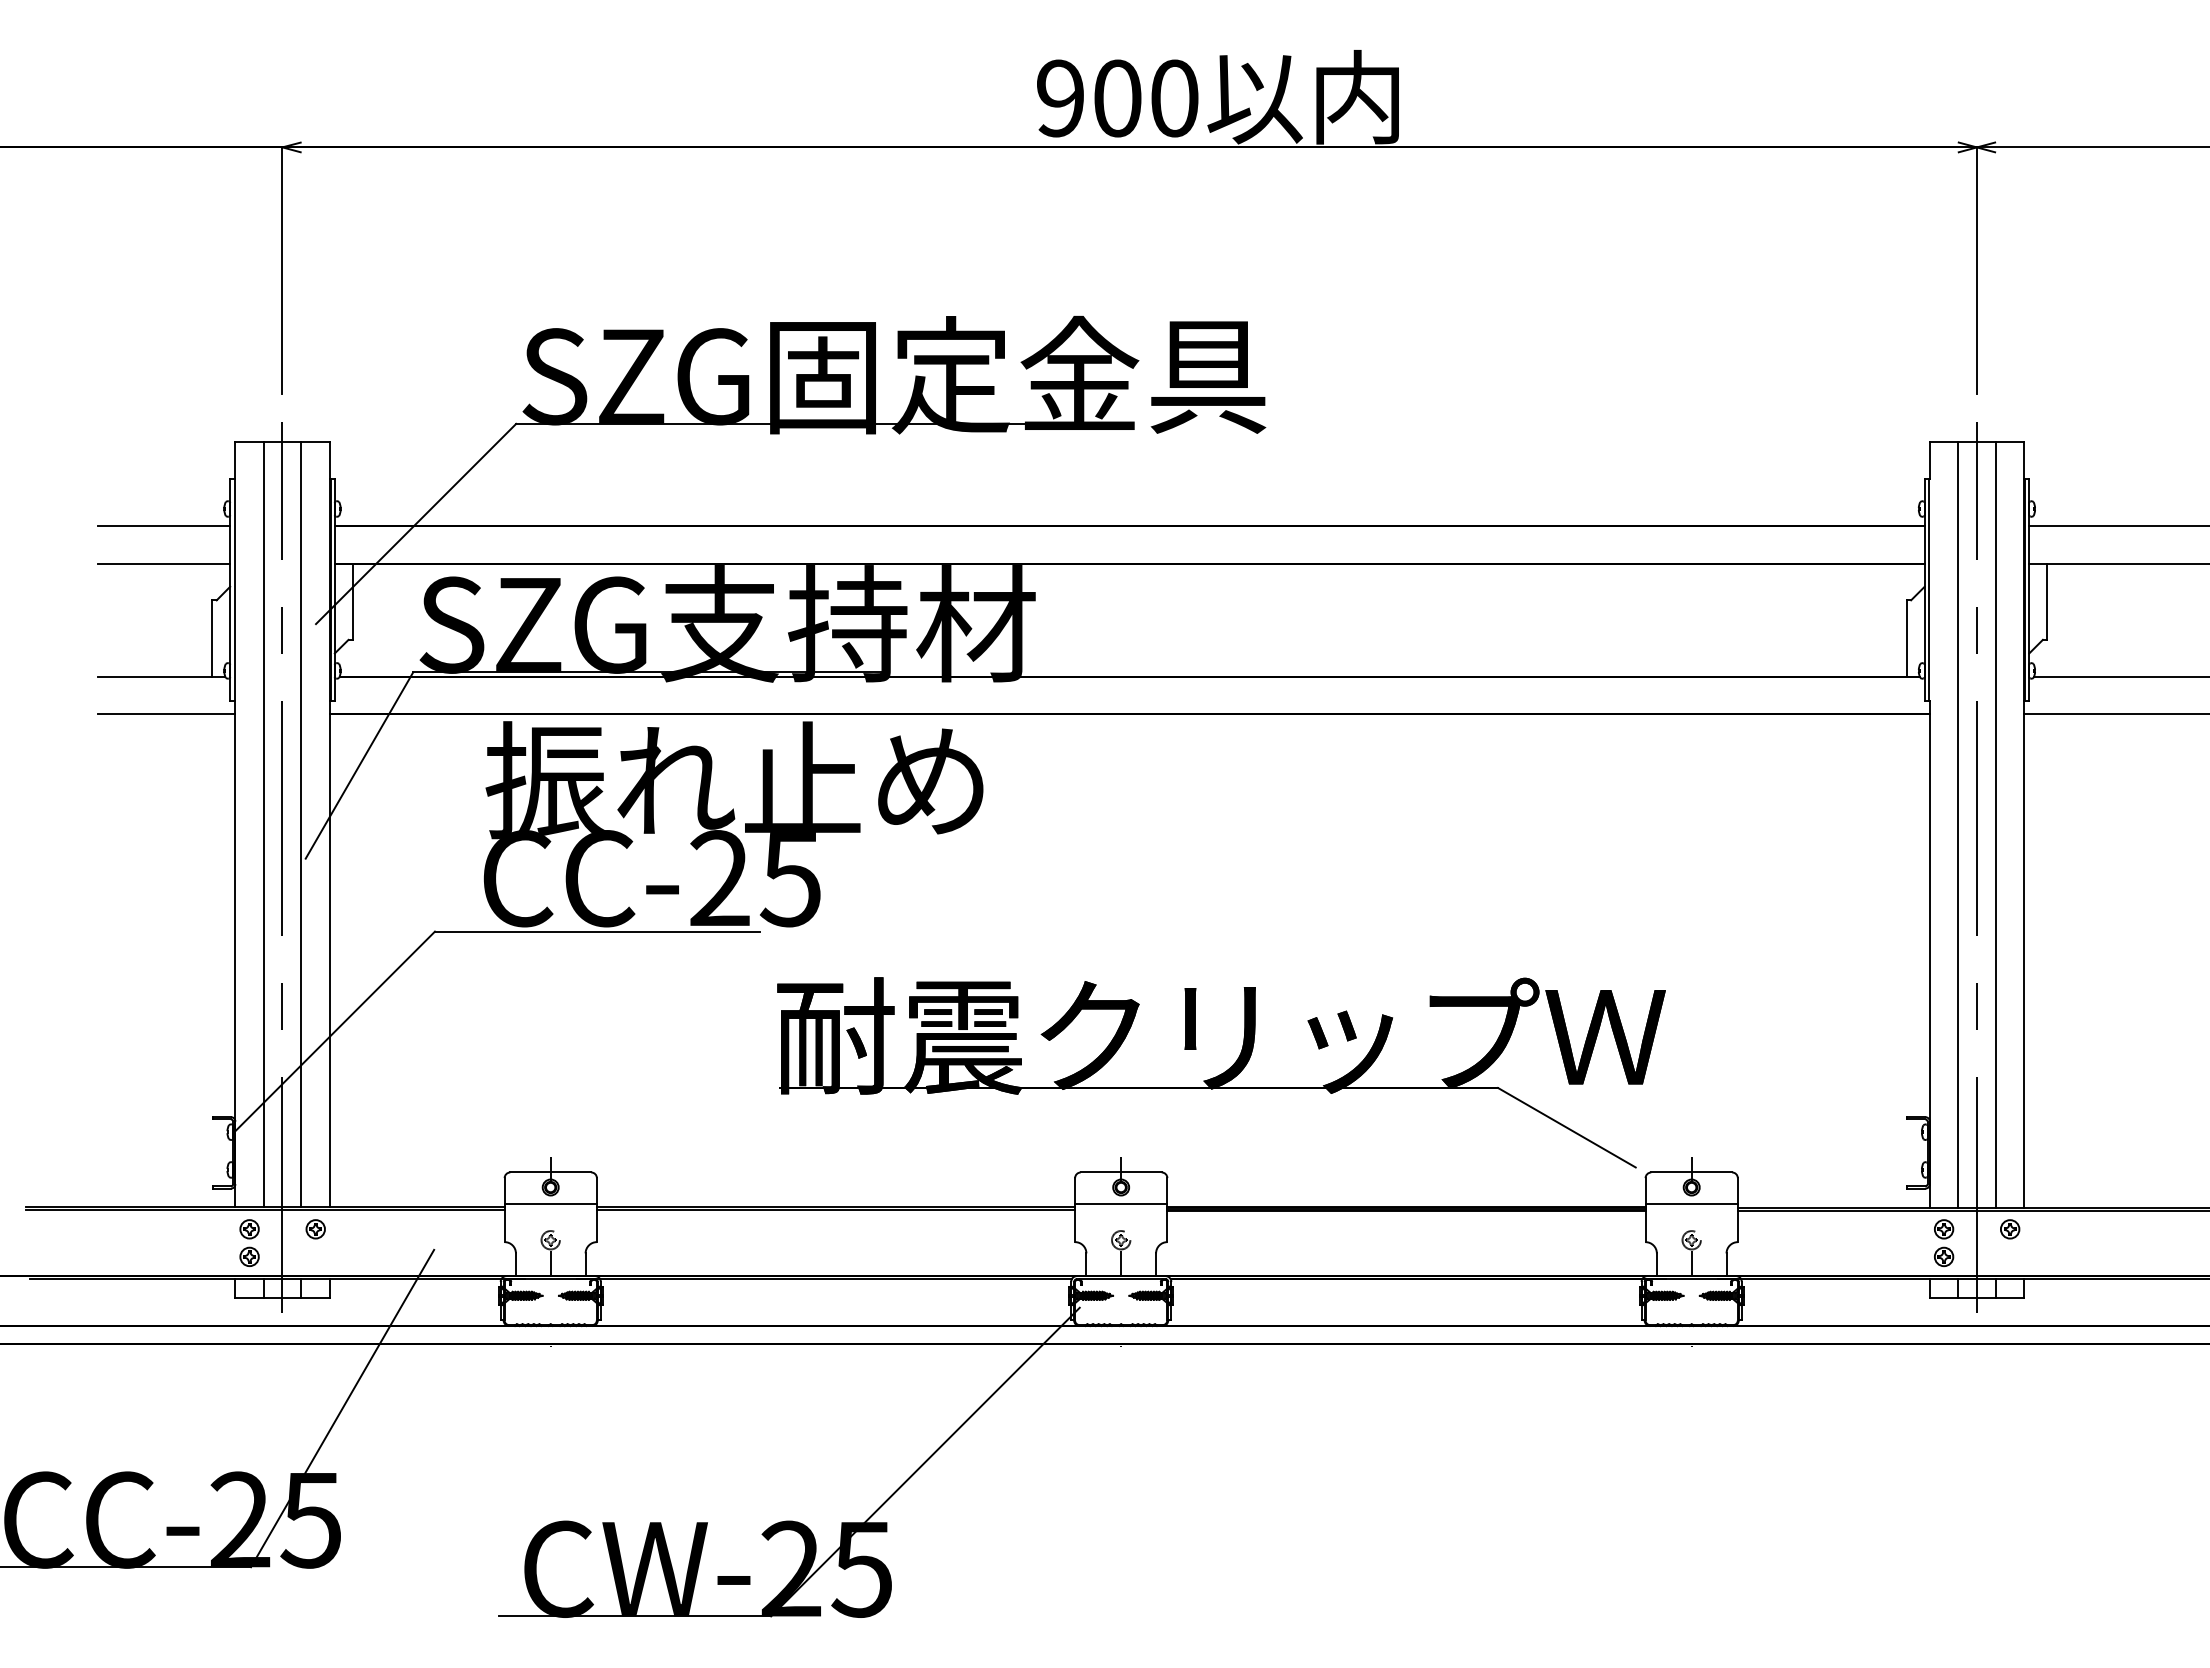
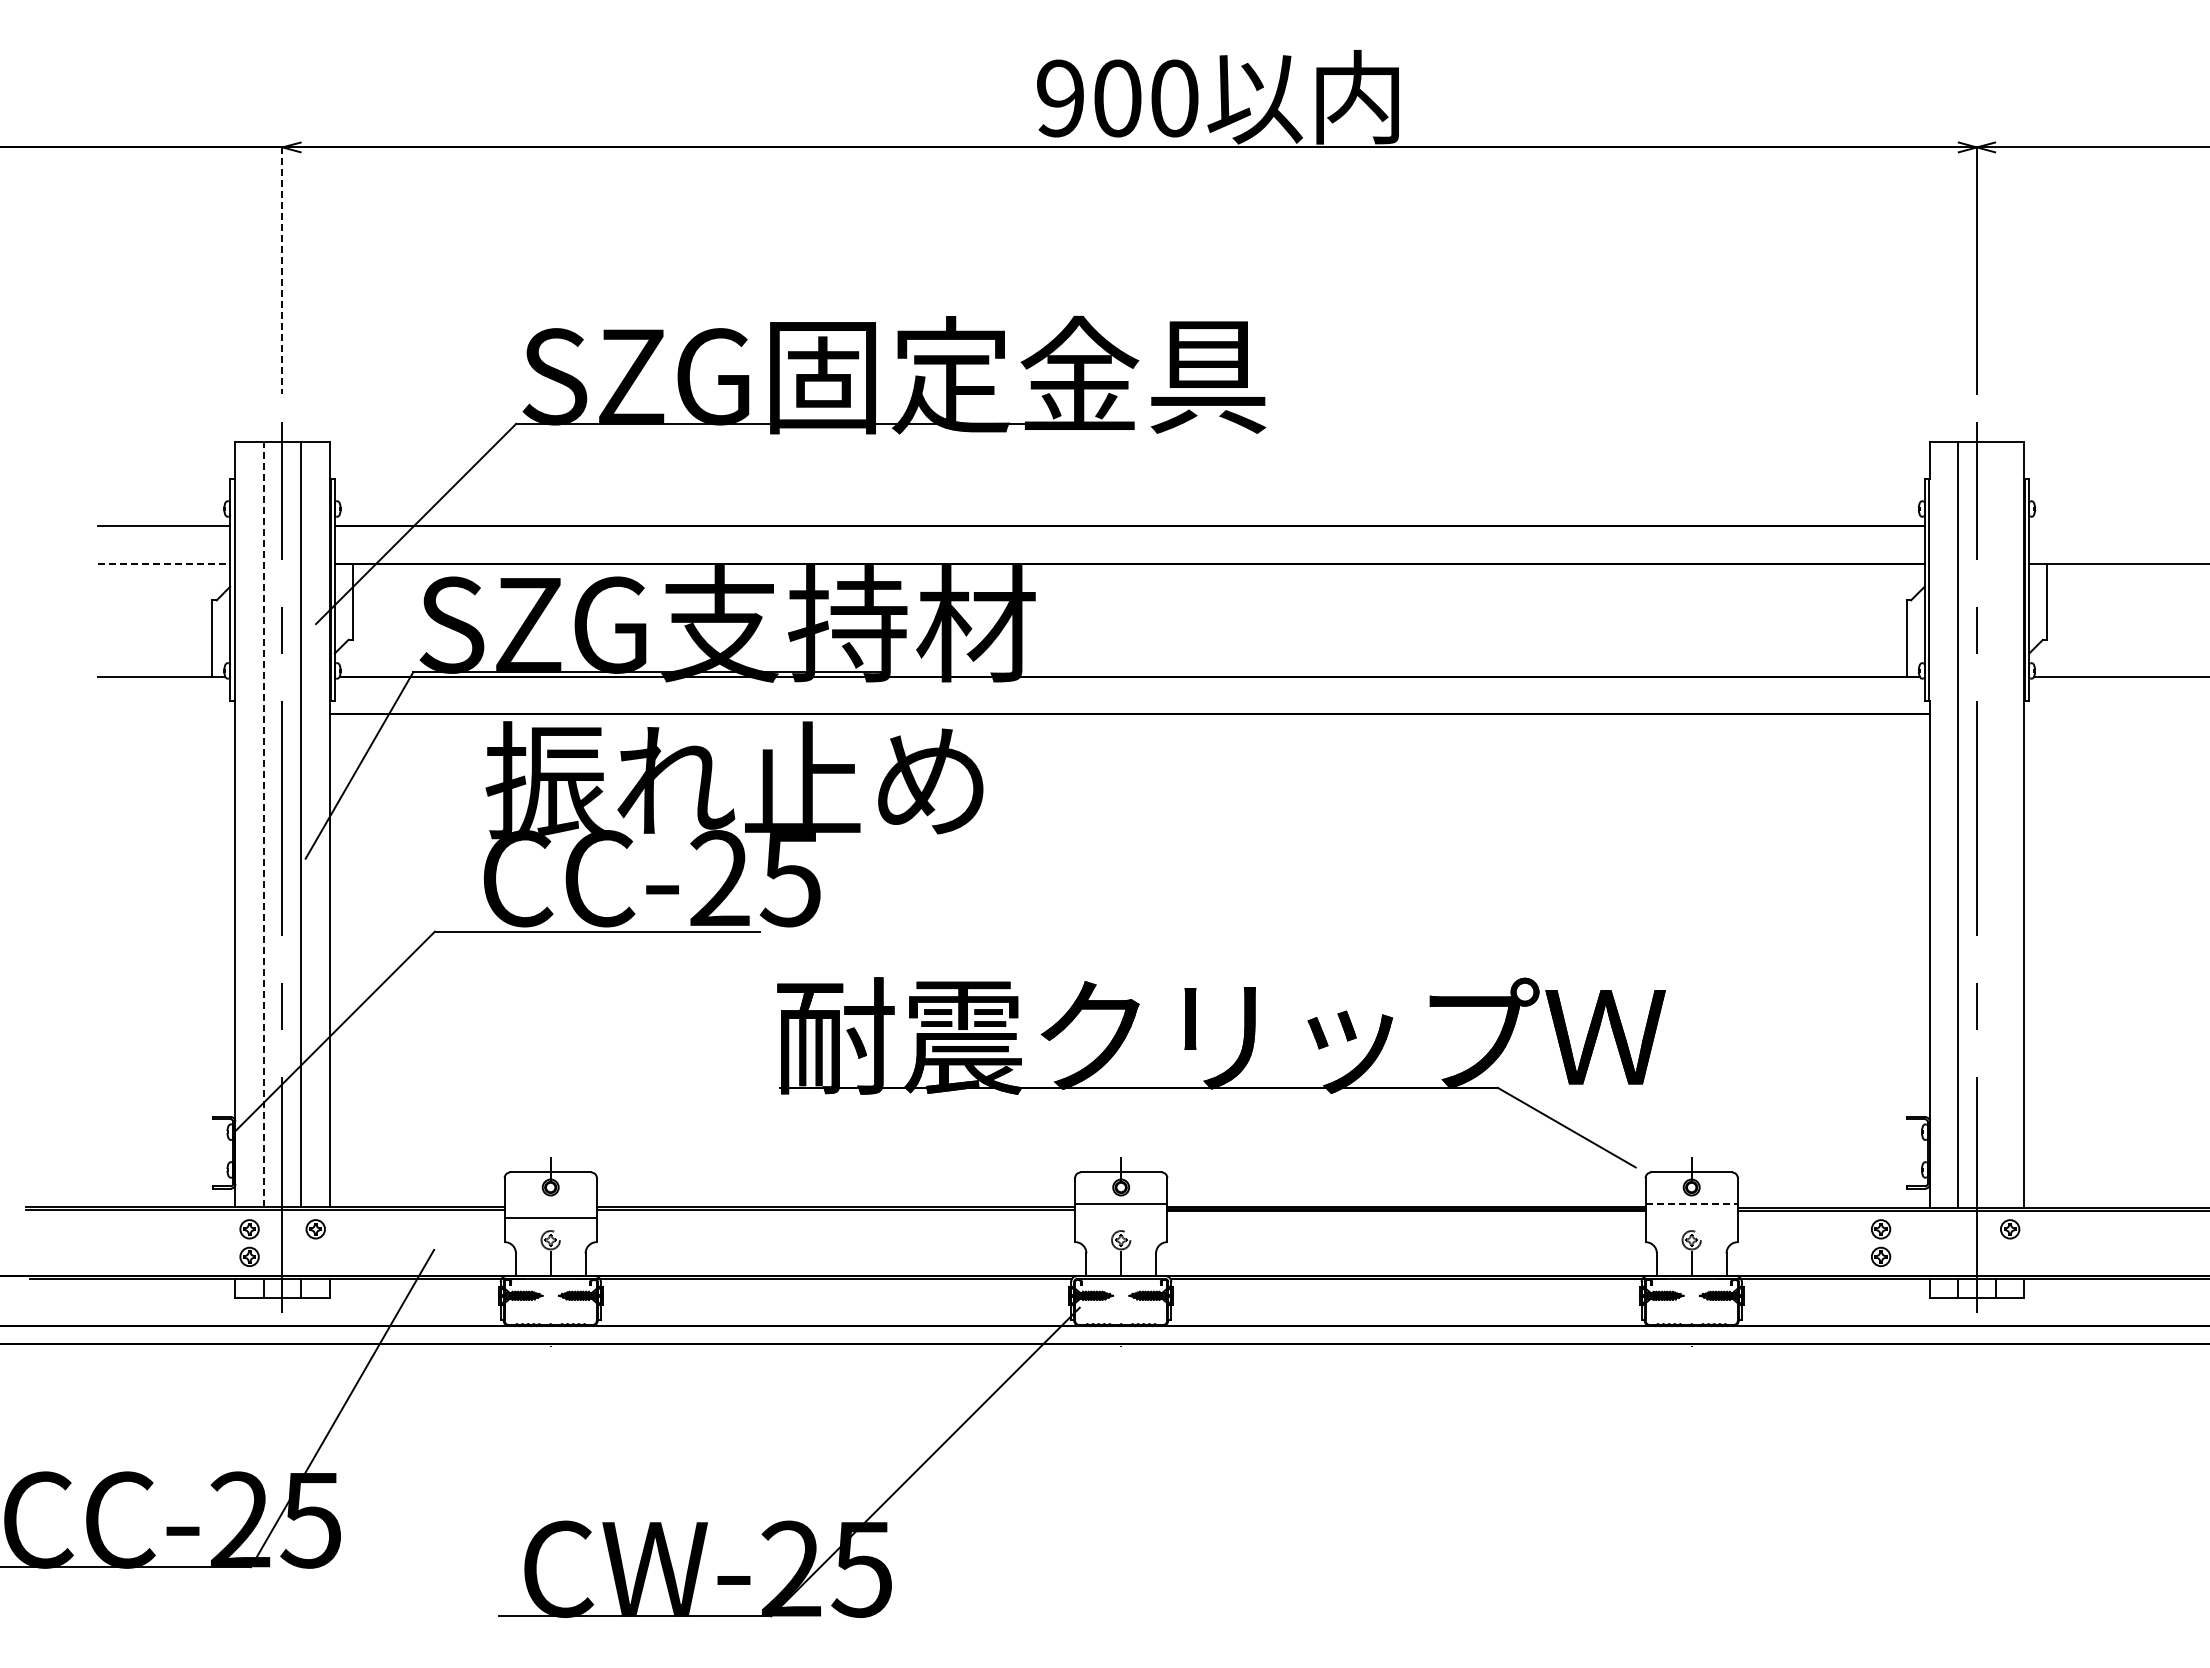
line: solid -> dashed (282, 270)
line: present -> none (2117, 525)
line: solid -> dashed (164, 563)
line: present -> none (166, 714)
line: present -> none (2115, 714)
line: solid -> dashed (263, 824)
line: present -> none (1995, 824)
line position: (550, 1204) -> (550, 1218) (550, 1218)
line: solid -> dashed (1692, 1204)
part position: (1944, 1243) -> (1881, 1243) (1881, 1243)
